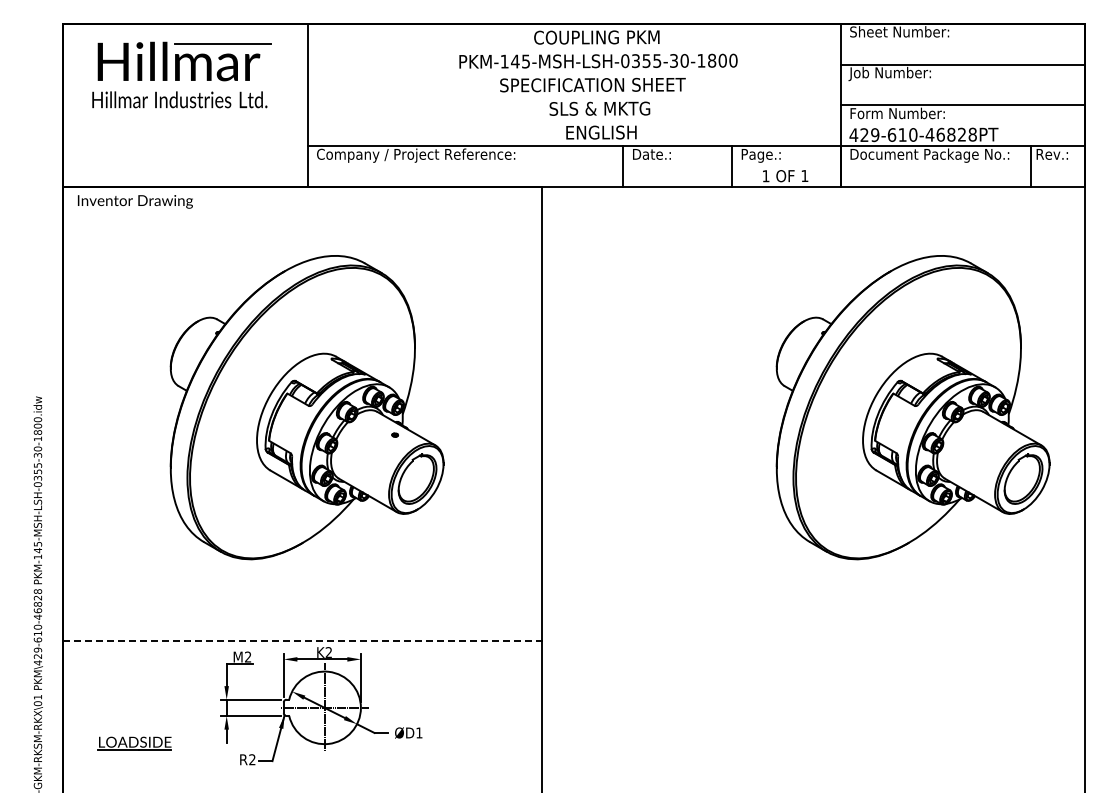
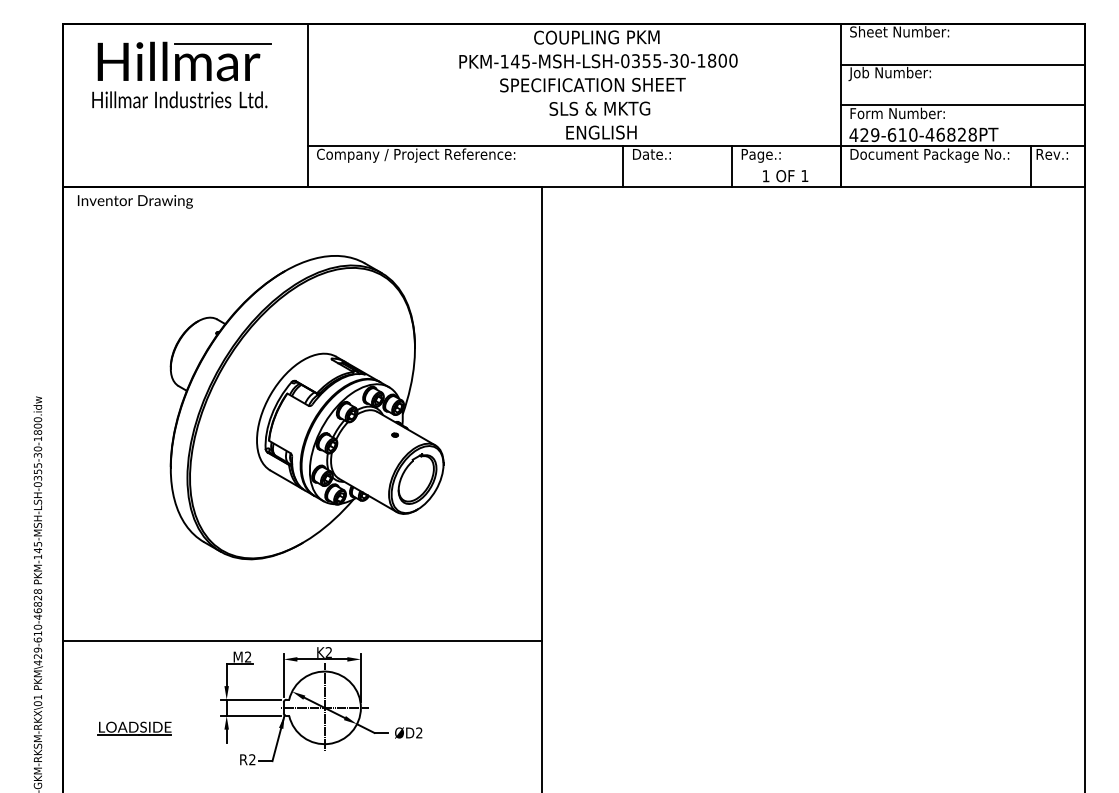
part: present -> none (912, 407)
line: dashed -> solid (302, 640)
text: ØD1 -> ØD2 (419, 732)
part position: (134, 743) -> (134, 728) (134, 728)
